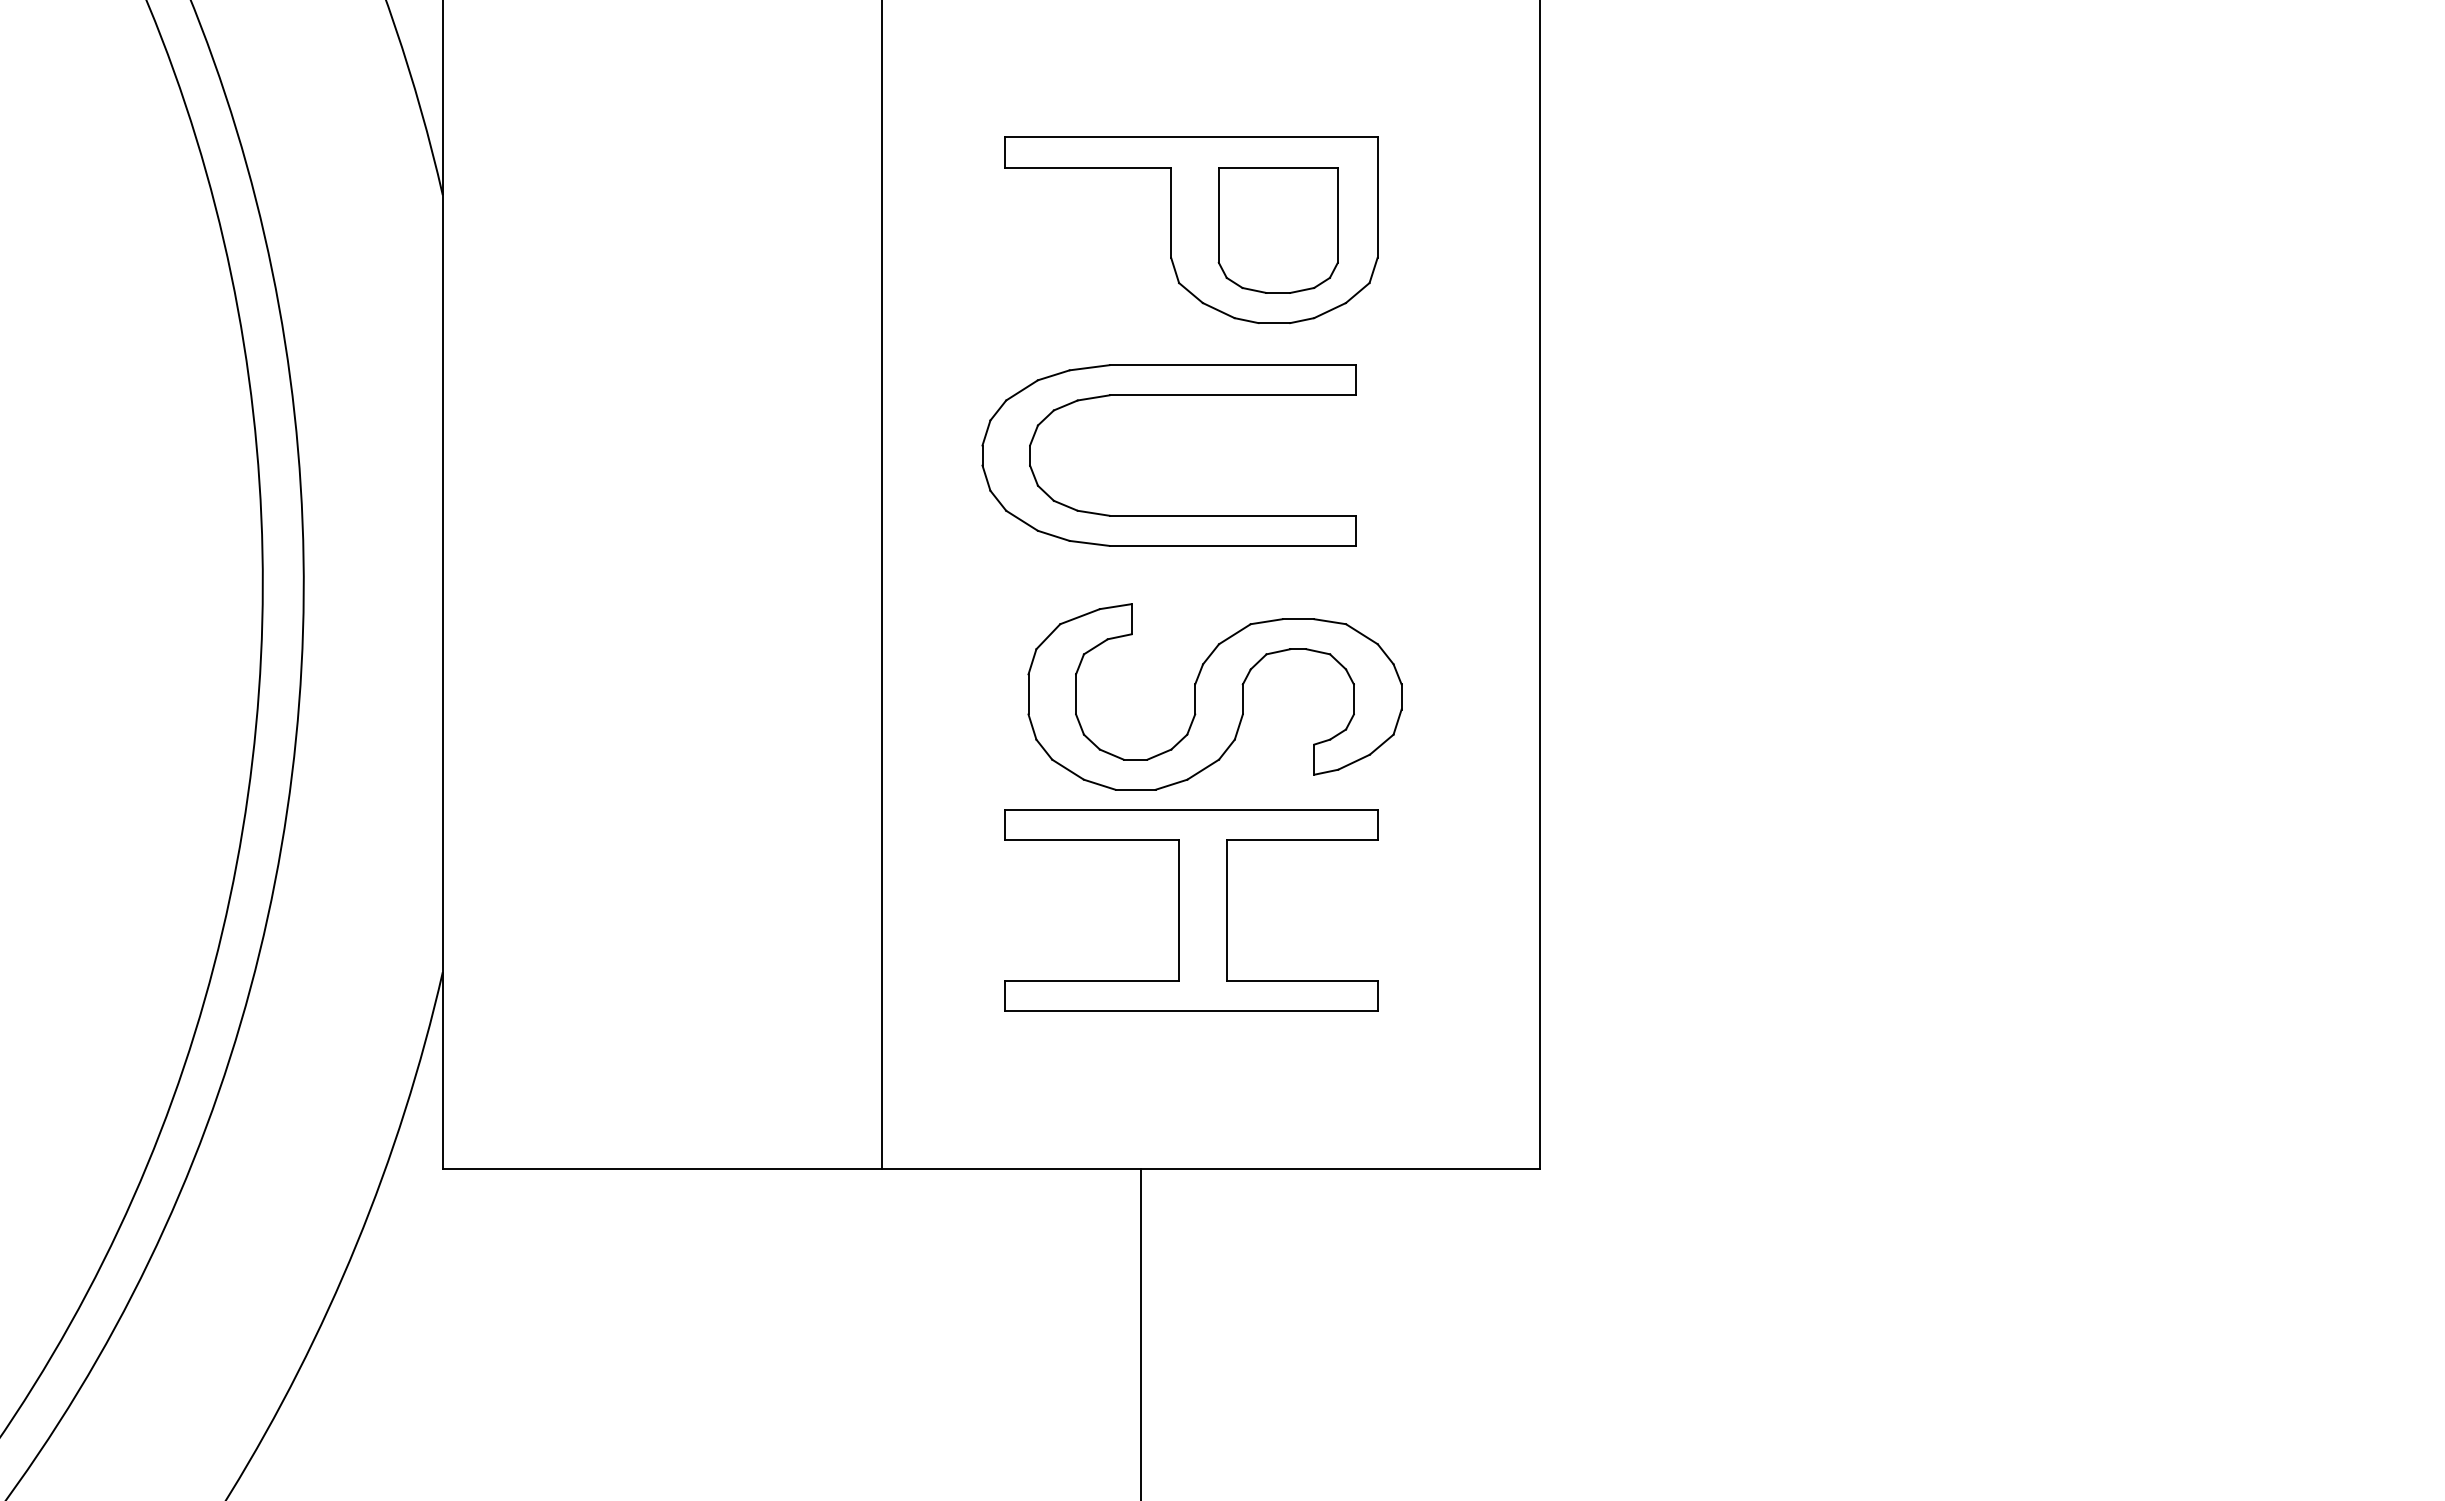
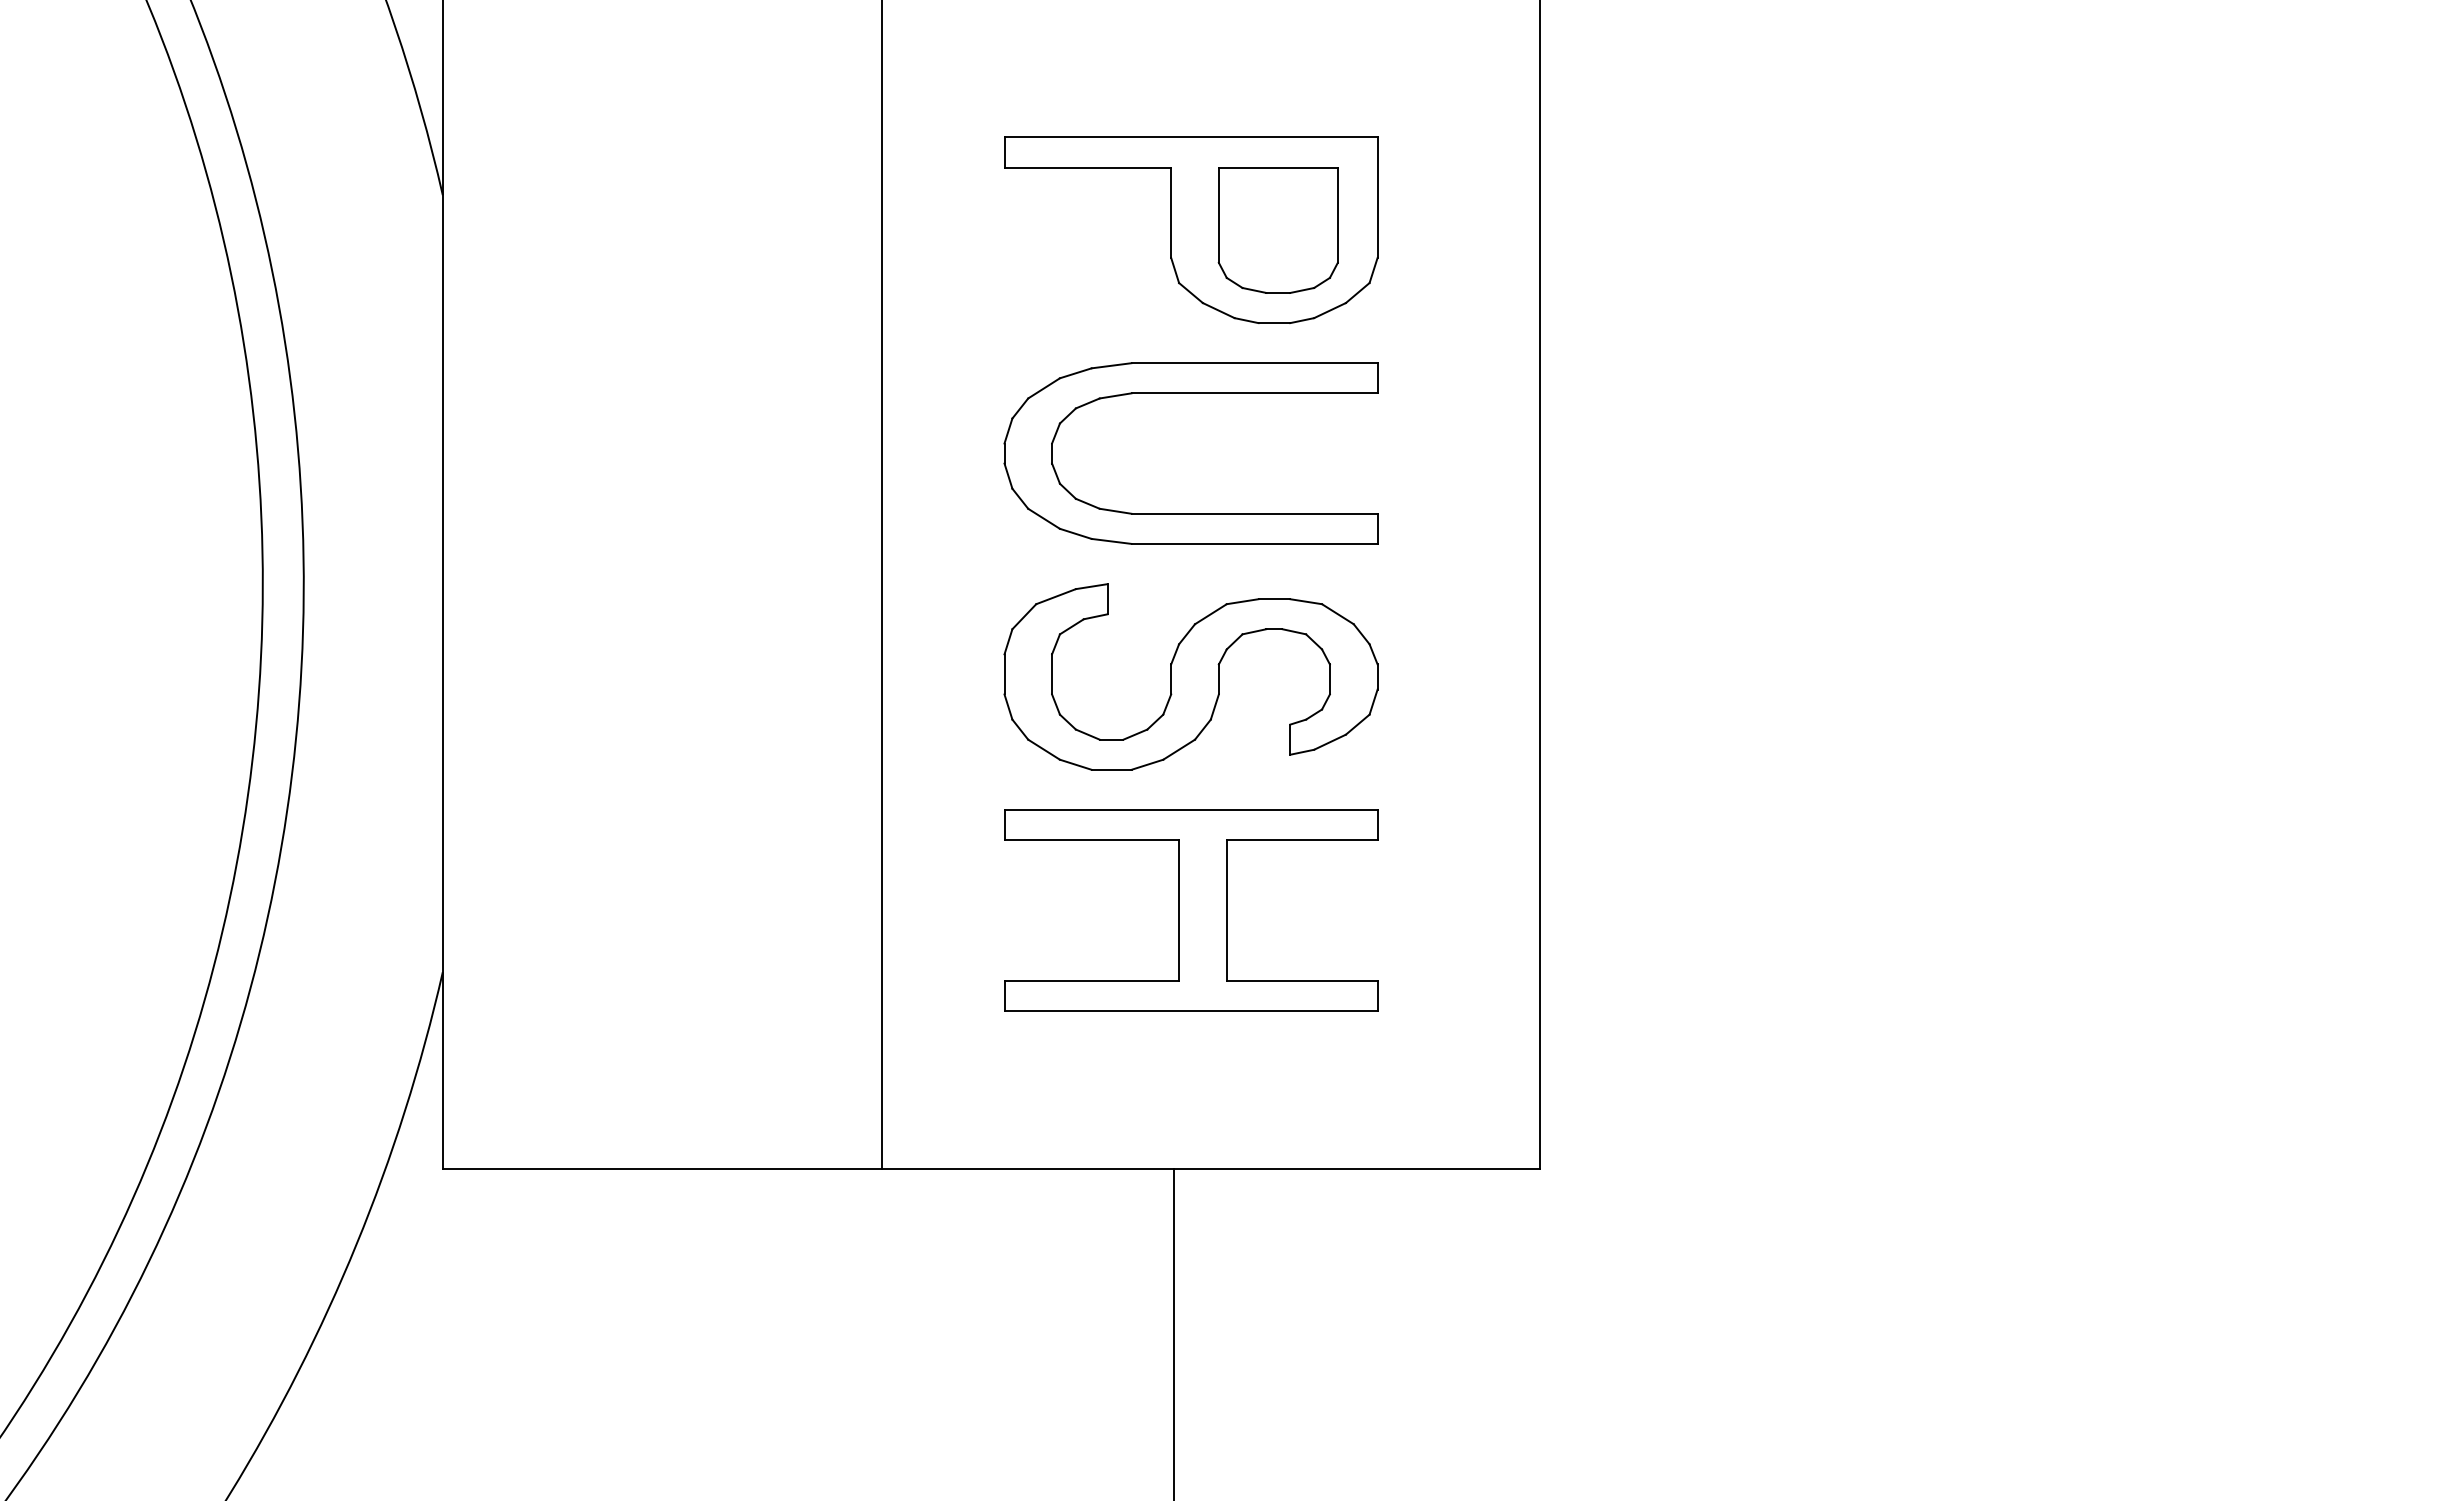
part position: (1168, 395) -> (1190, 393) (1190, 393)
part position: (1214, 696) -> (1190, 676) (1190, 676)
line position: (1141, 1332) -> (1174, 1332) (1174, 1332)
